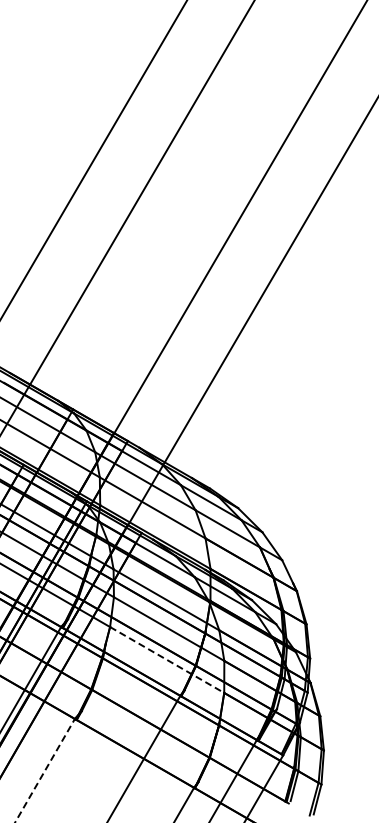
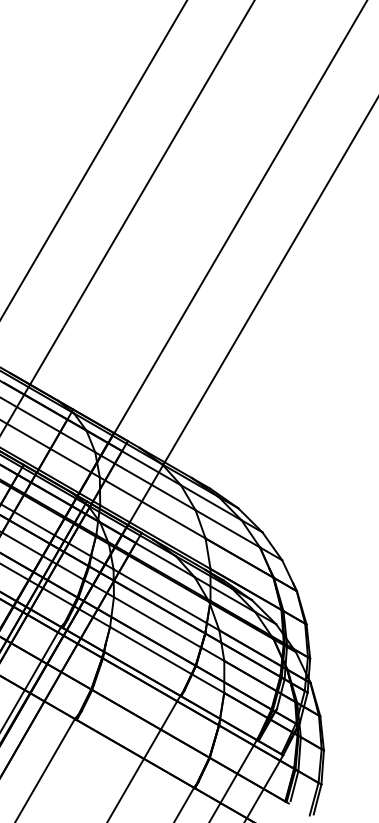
line: dashed -> solid (167, 660)
line: dashed -> solid (44, 770)
